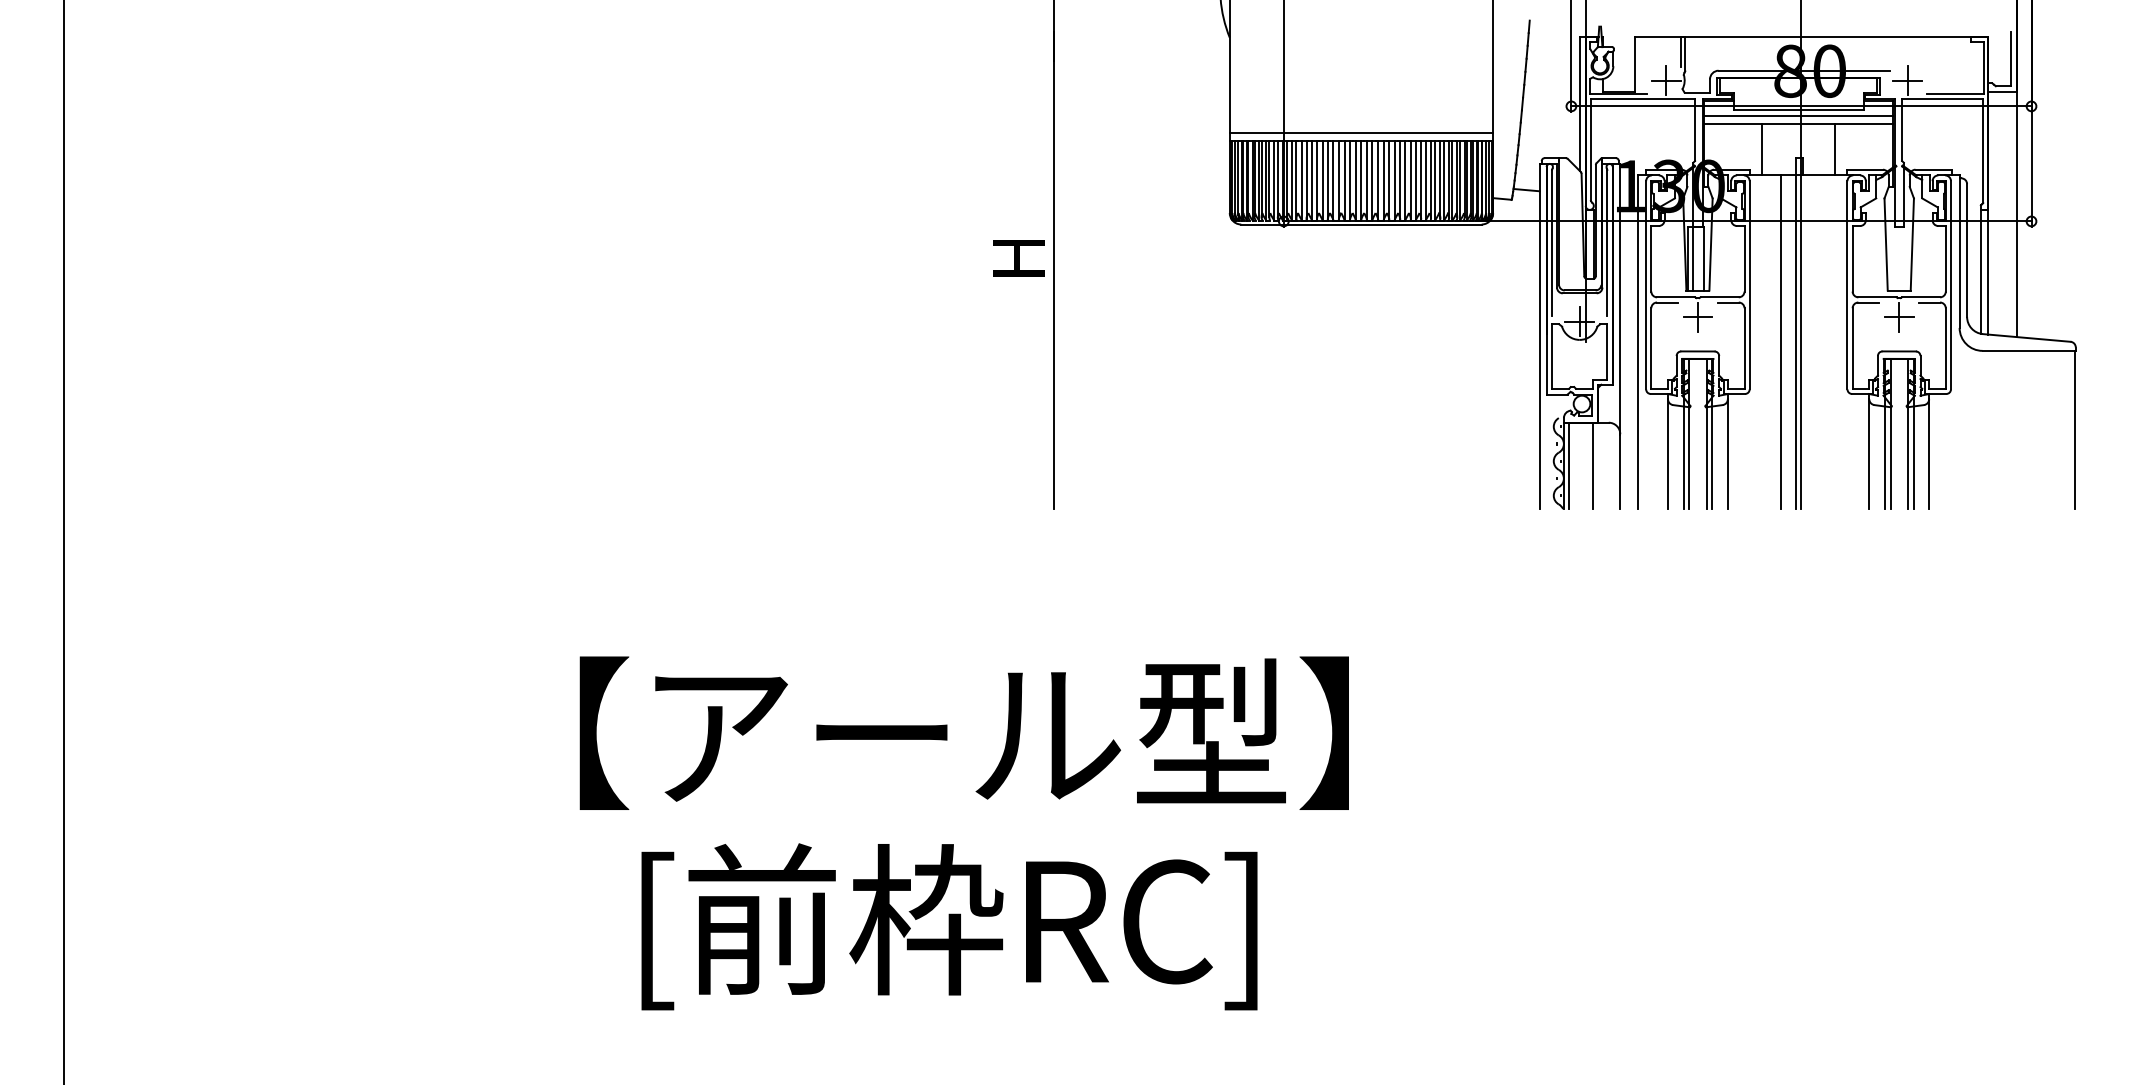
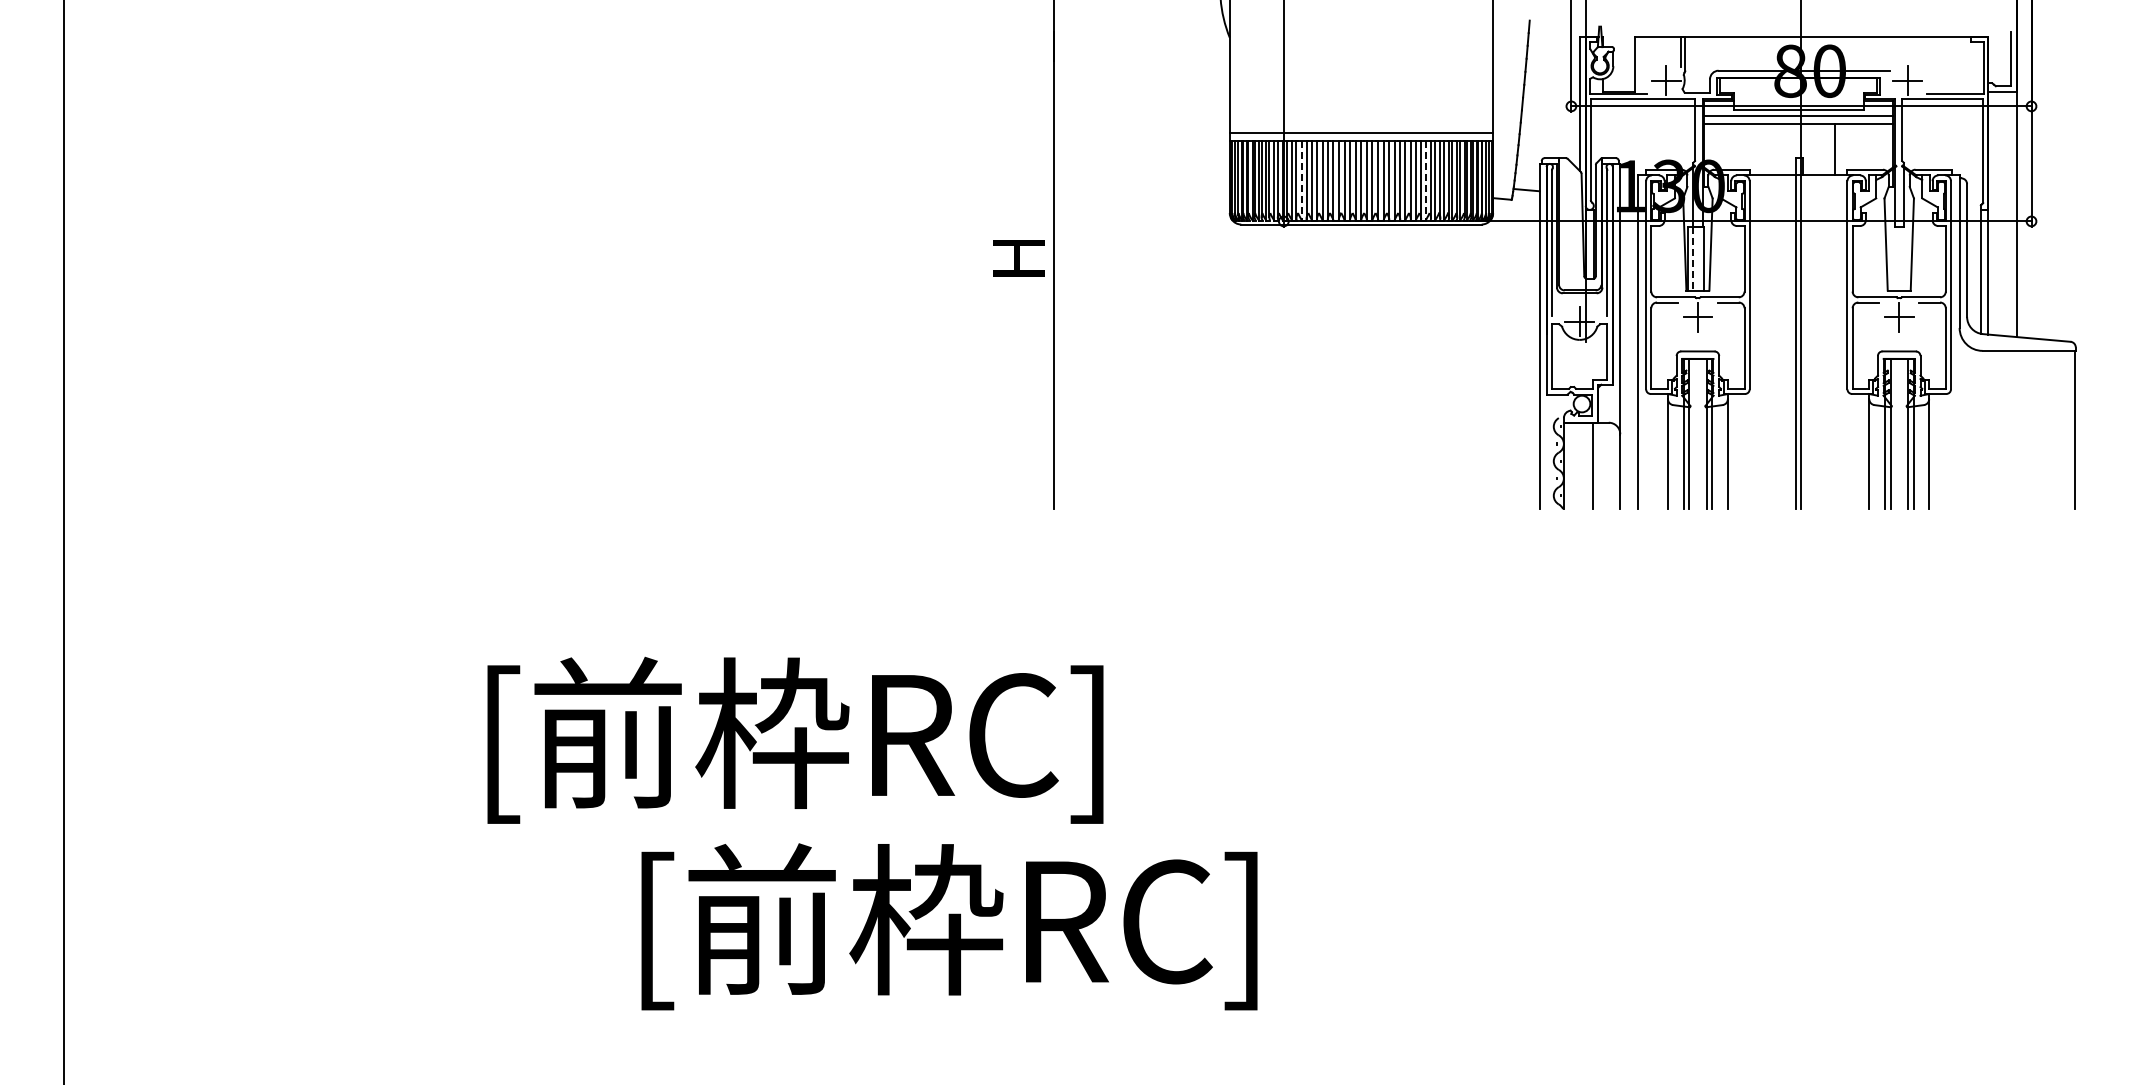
line: present -> none (1761, 149)
line: solid -> dashed (1301, 180)
line: solid -> dashed (1425, 180)
line: solid -> dashed (1692, 258)
line: present -> none (1781, 342)
line: present -> none (1568, 465)
text: 【アール型】 -> [前枠RC] (917, 739)
